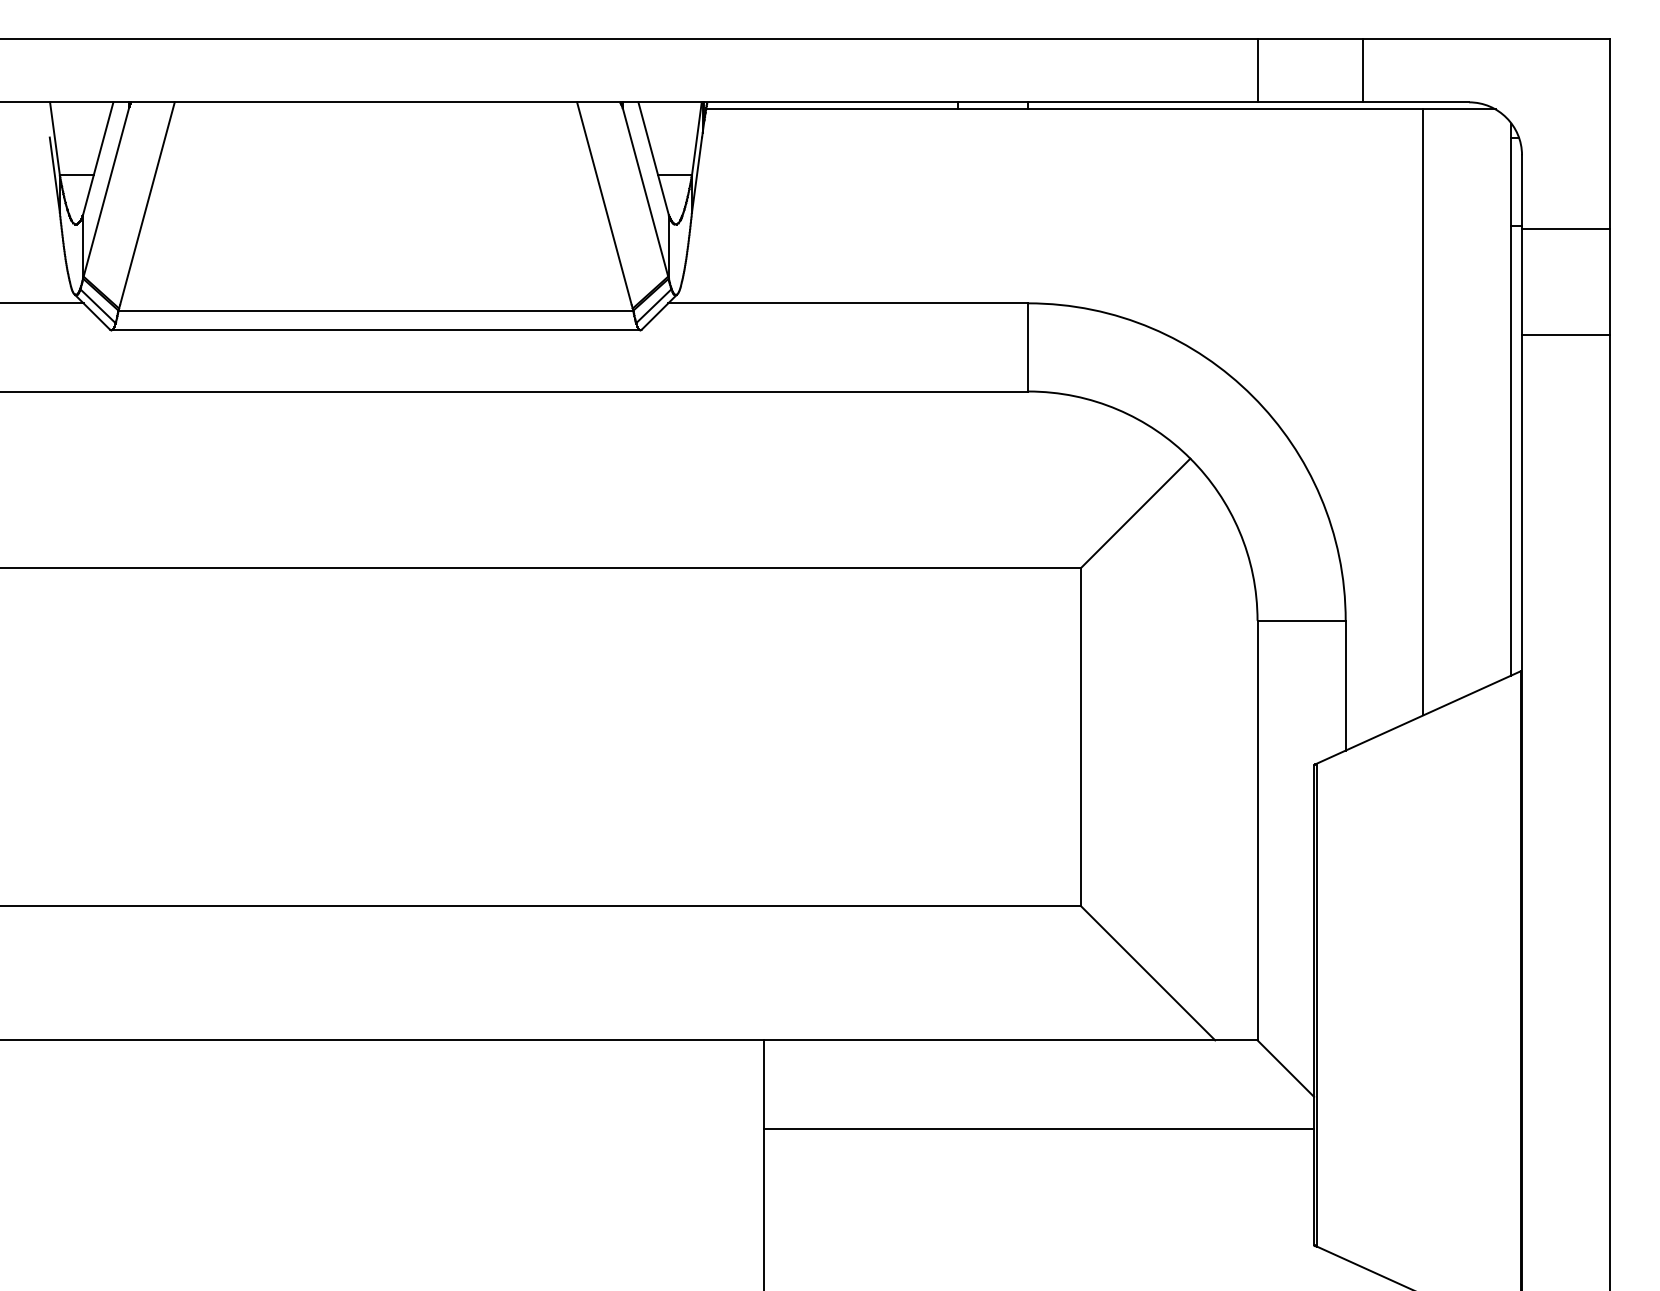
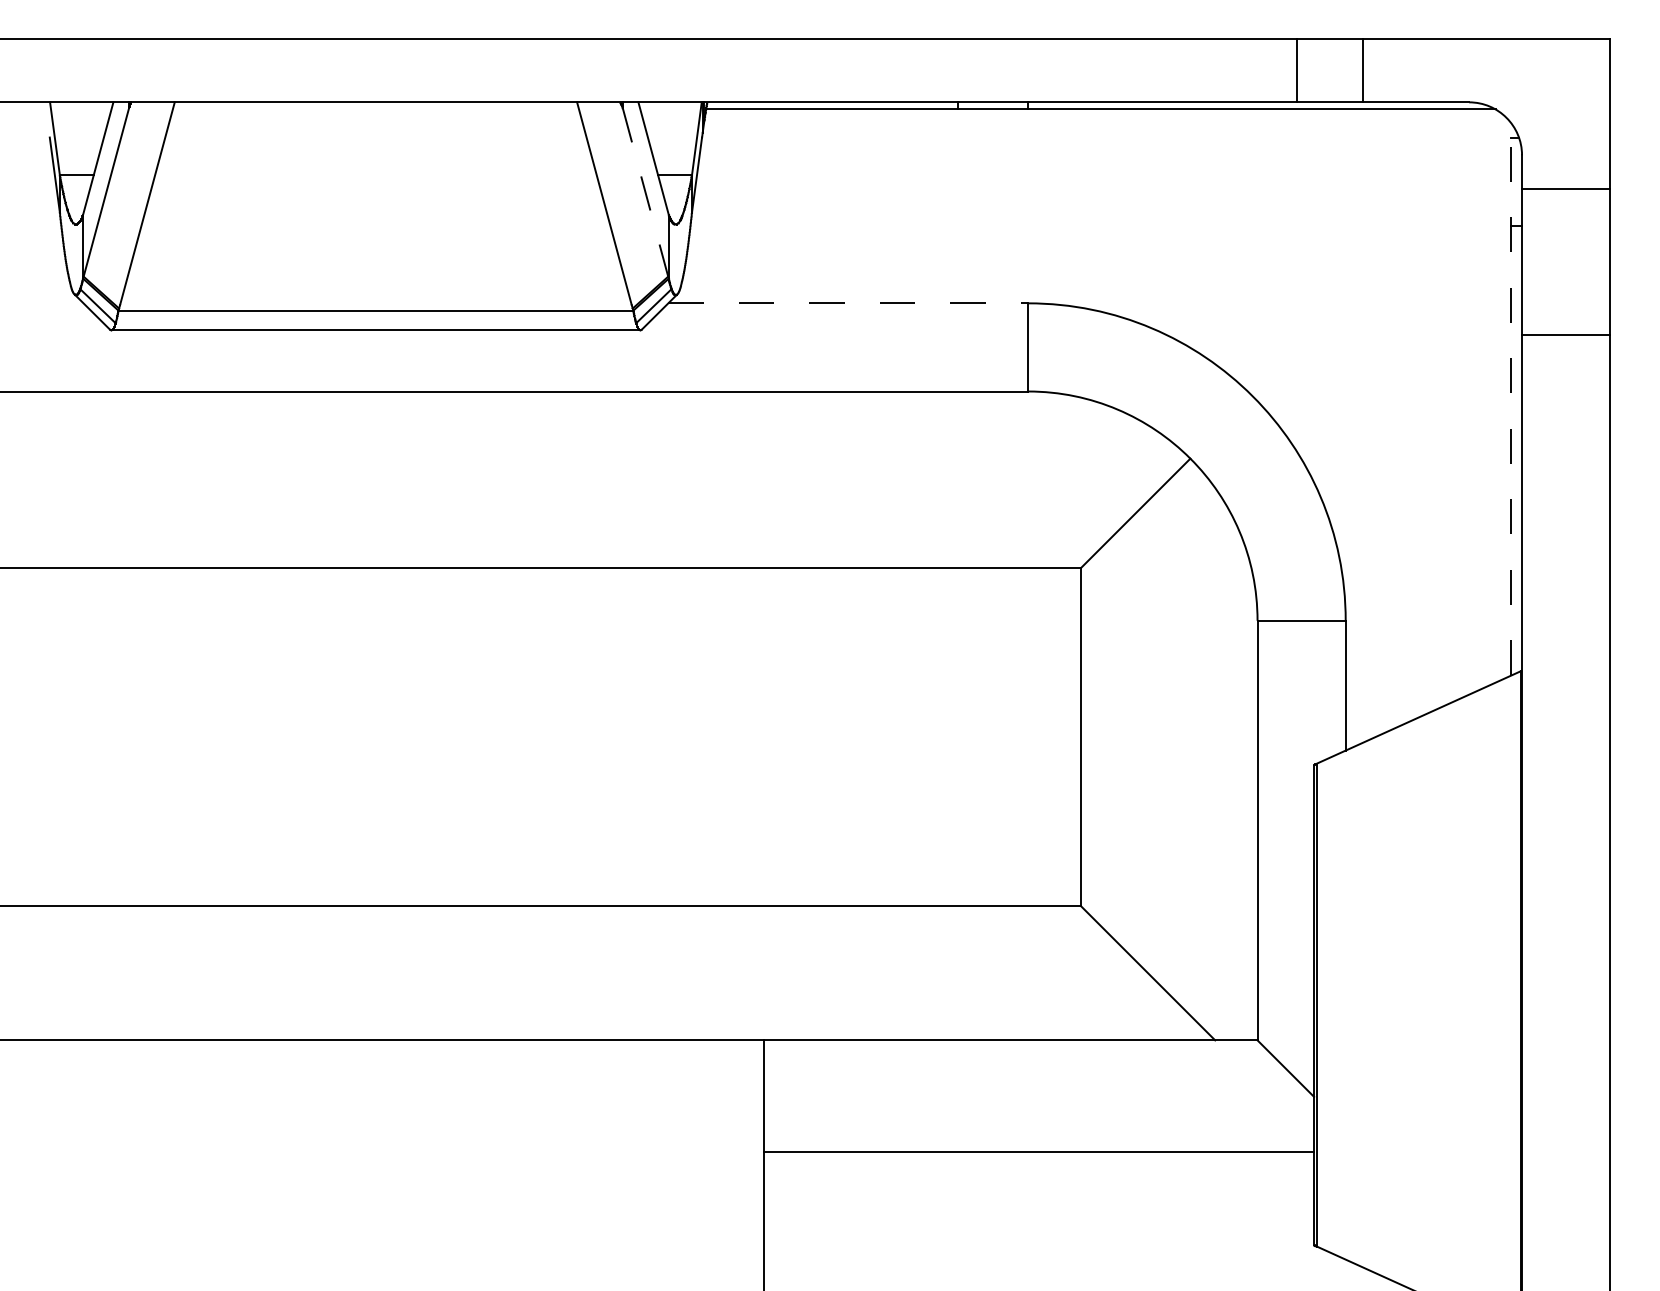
line position: (1257, 70) -> (1296, 70) (1296, 70)
line: solid -> dashed (645, 193)
line position: (1566, 229) -> (1566, 189) (1566, 189)
line: present -> none (42, 303)
line: solid -> dashed (848, 303)
line: solid -> dashed (1511, 399)
line: present -> none (1423, 412)
line position: (1038, 1128) -> (1038, 1151) (1038, 1151)
